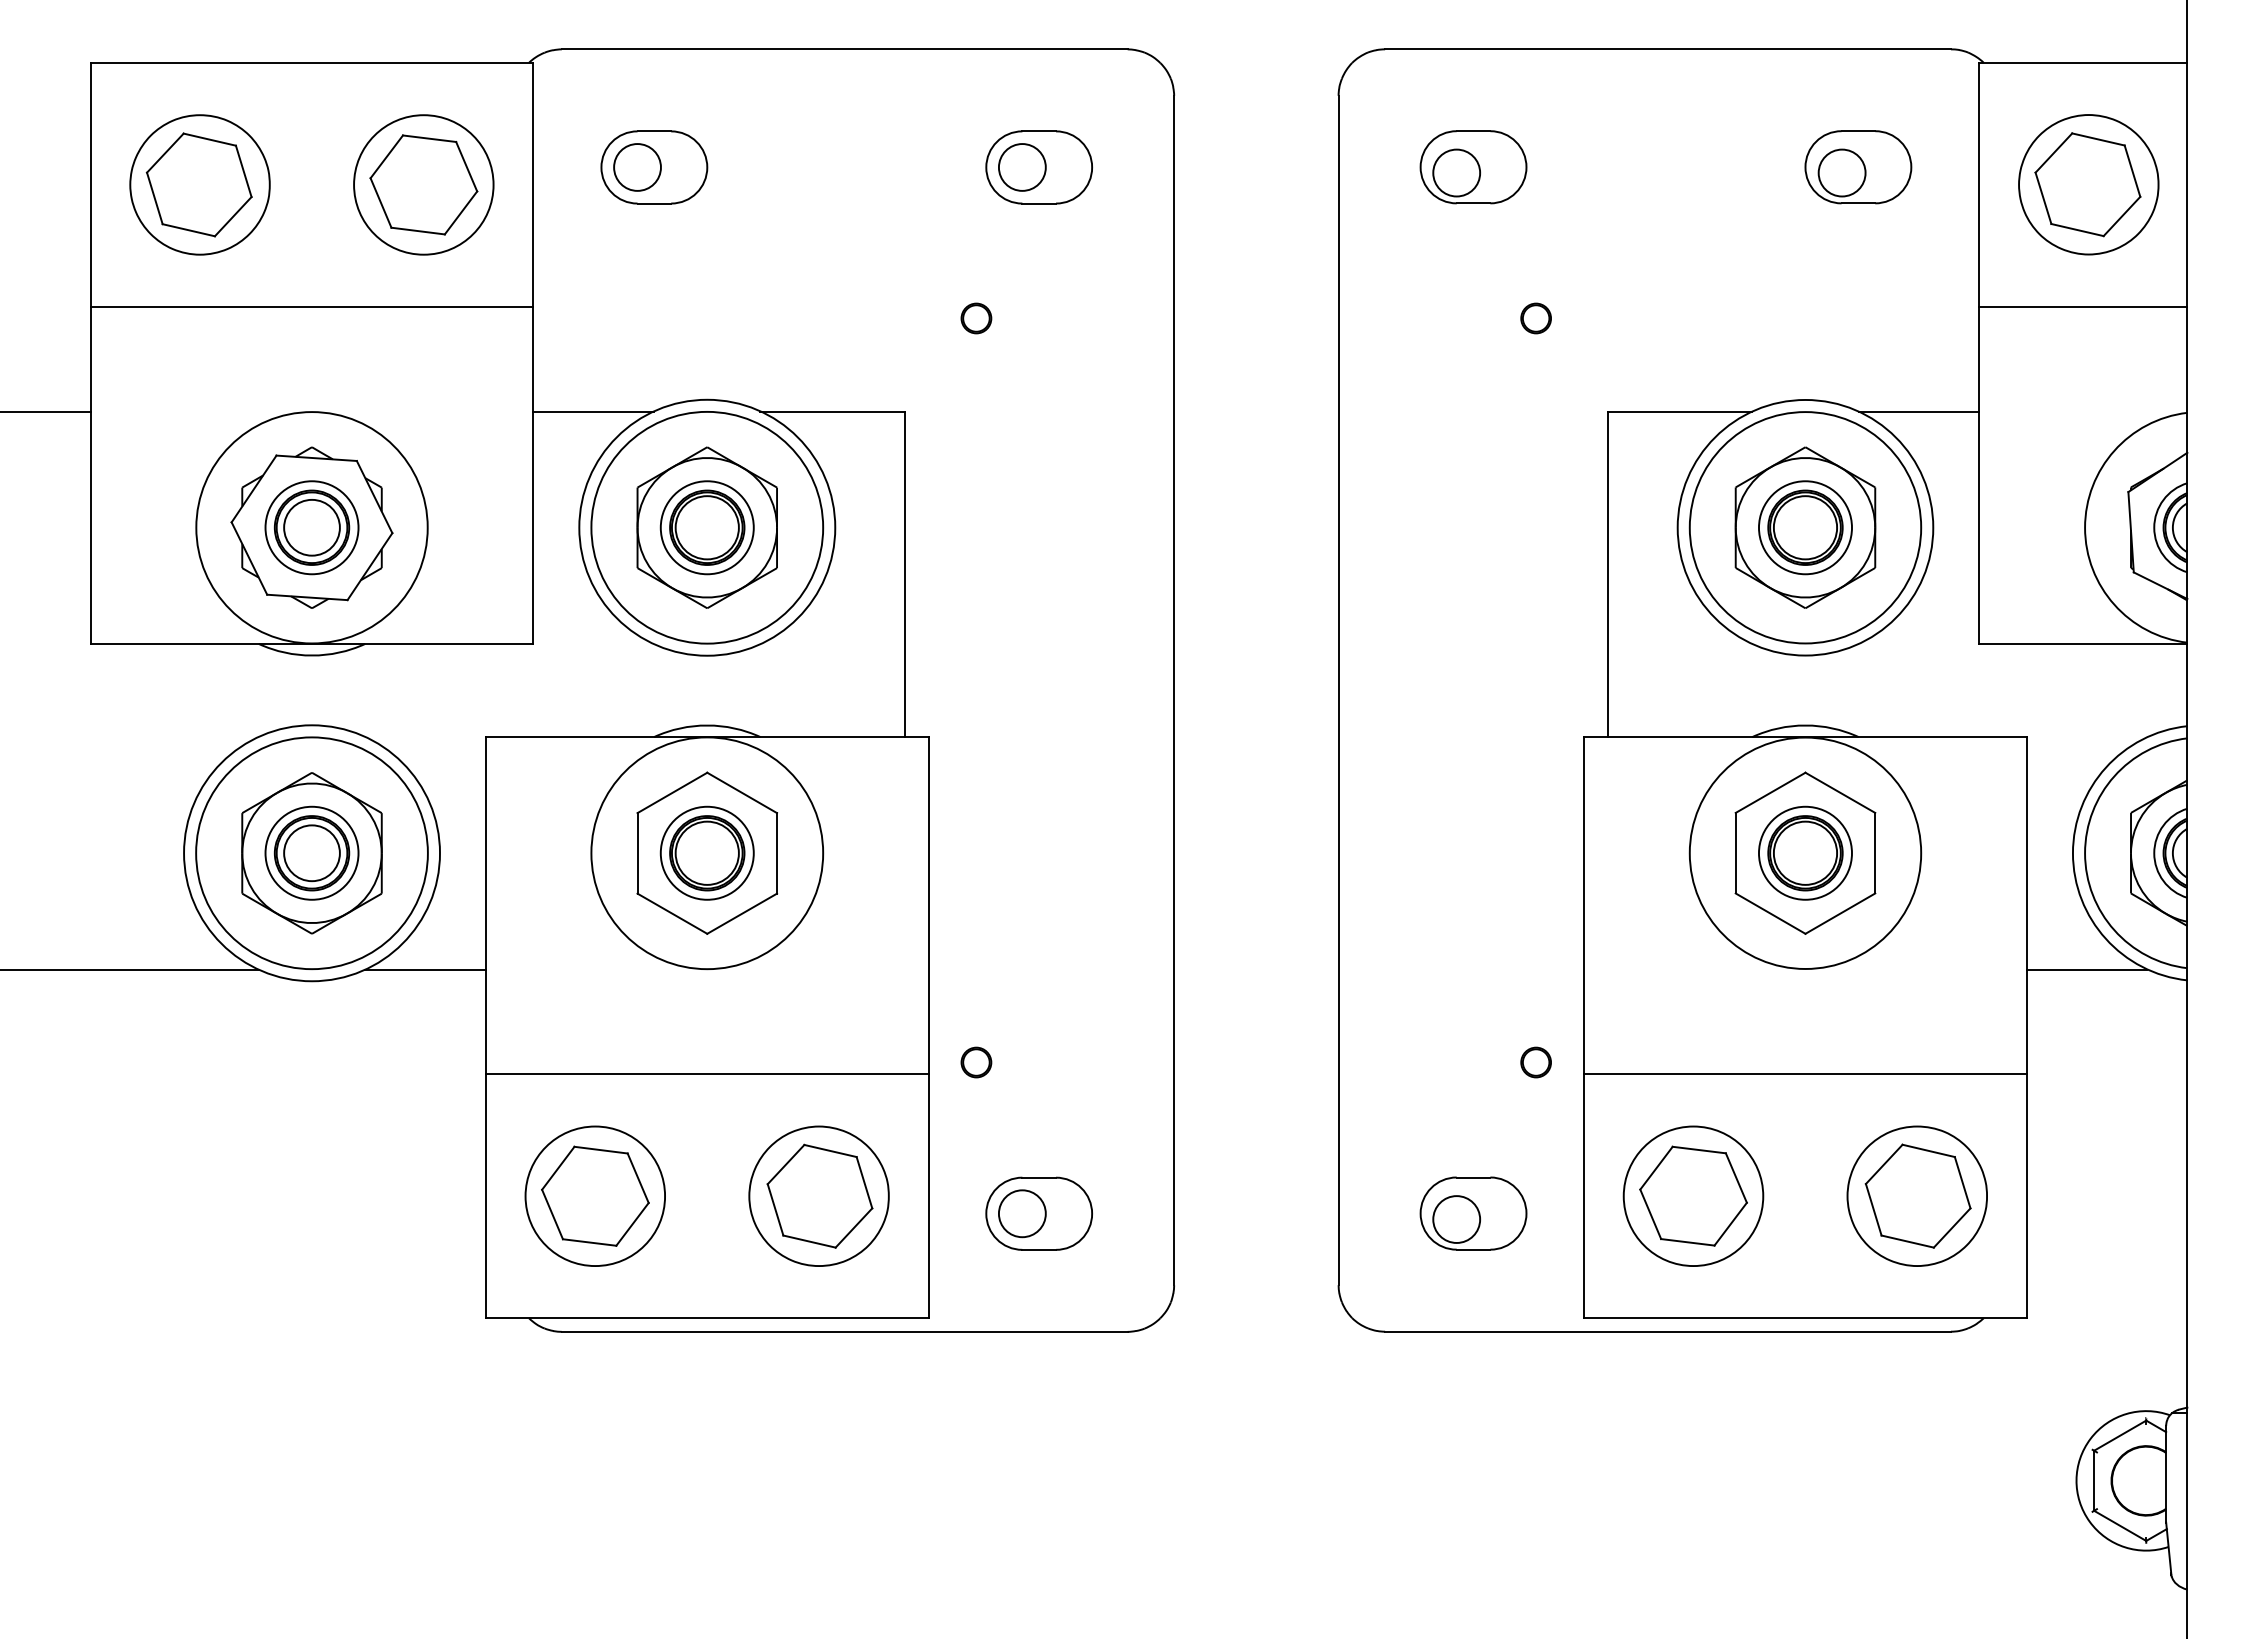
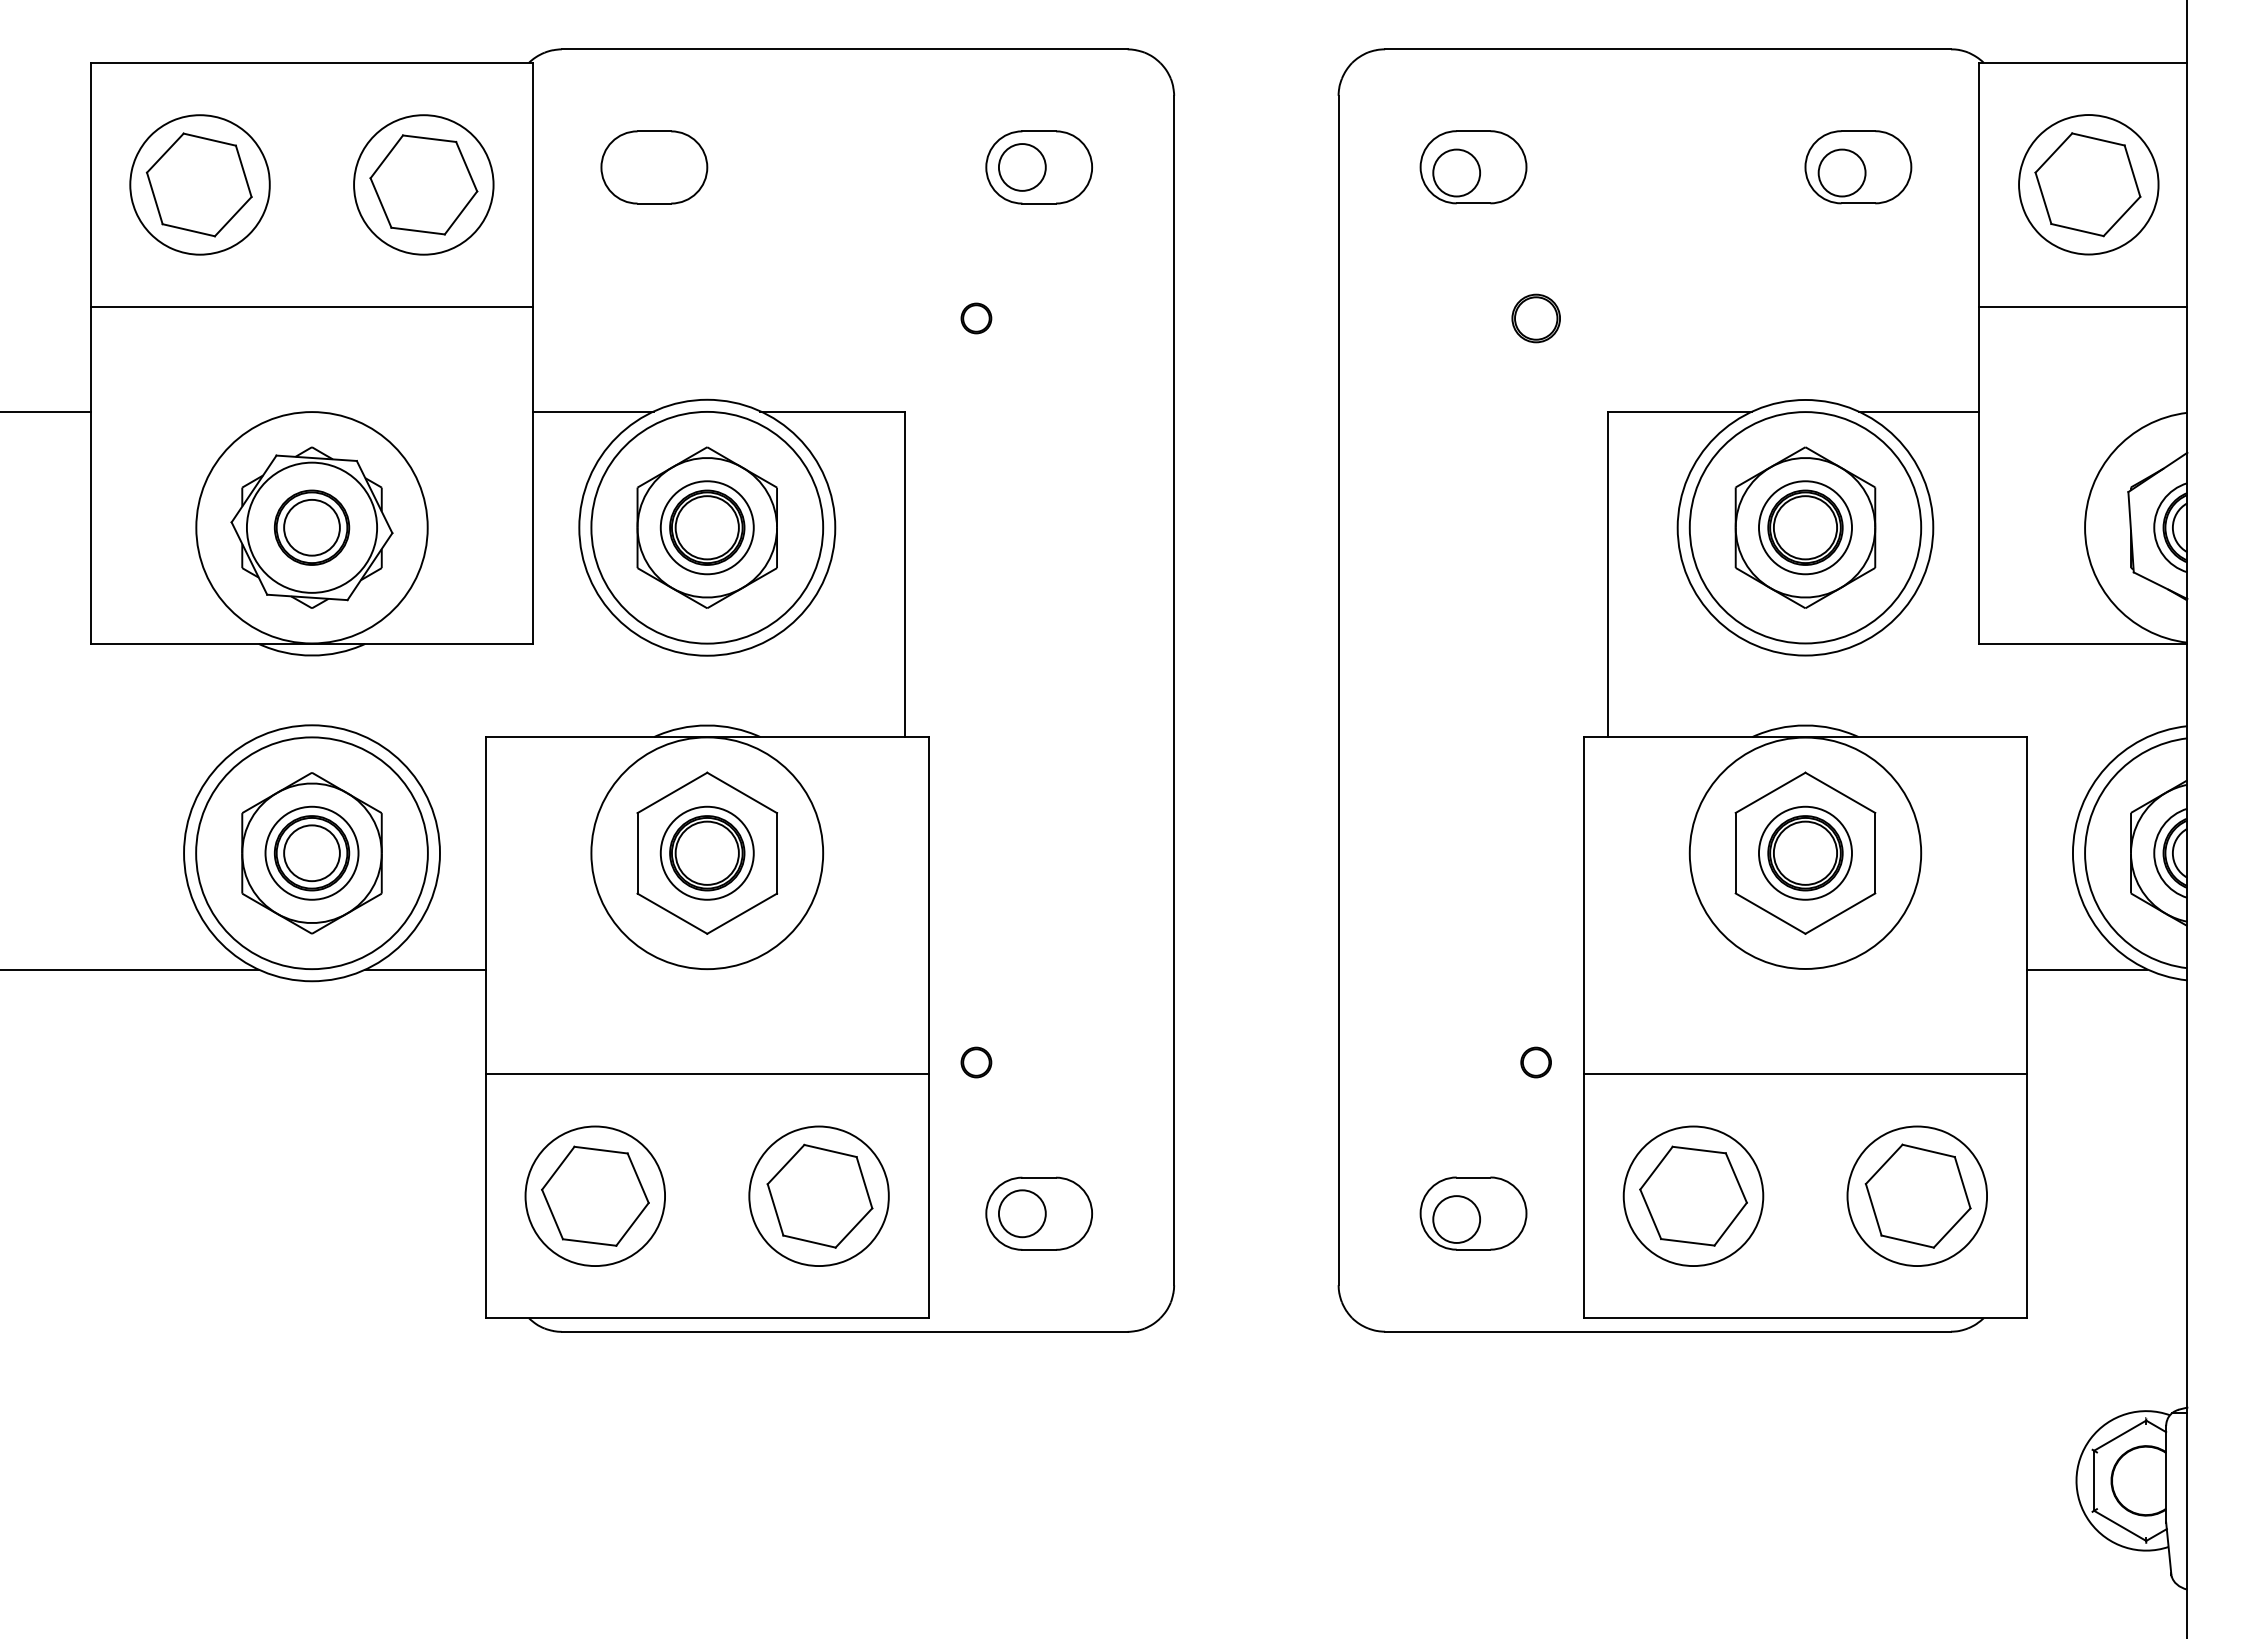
circle: present -> none (637, 167)
part size: 32x33 px -> 50x51 px (1535, 318)
circle diameter: 93 px -> 130 px (311, 527)
